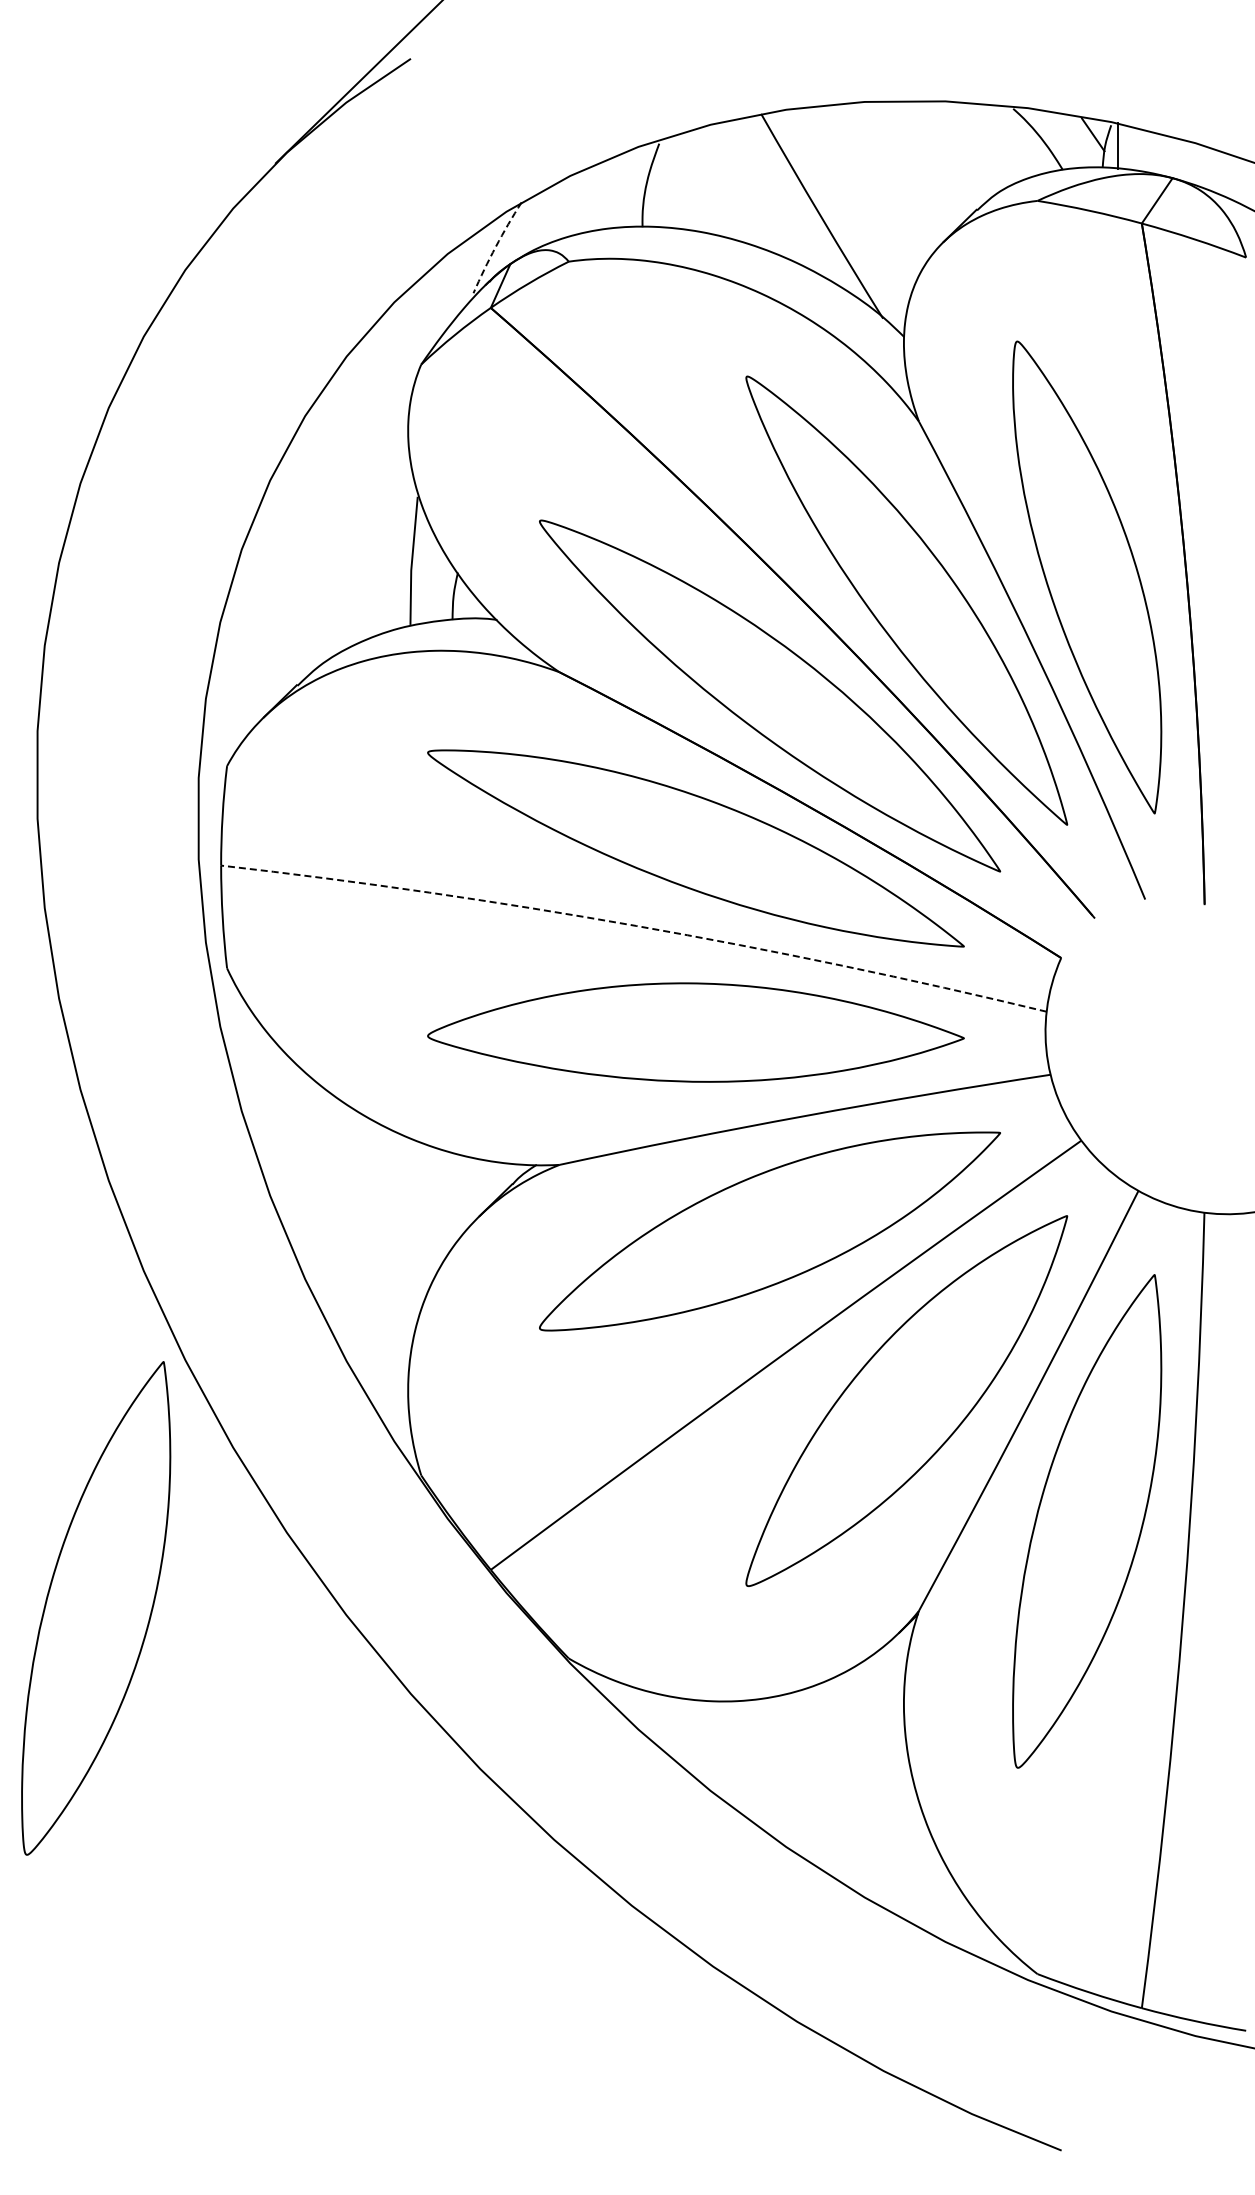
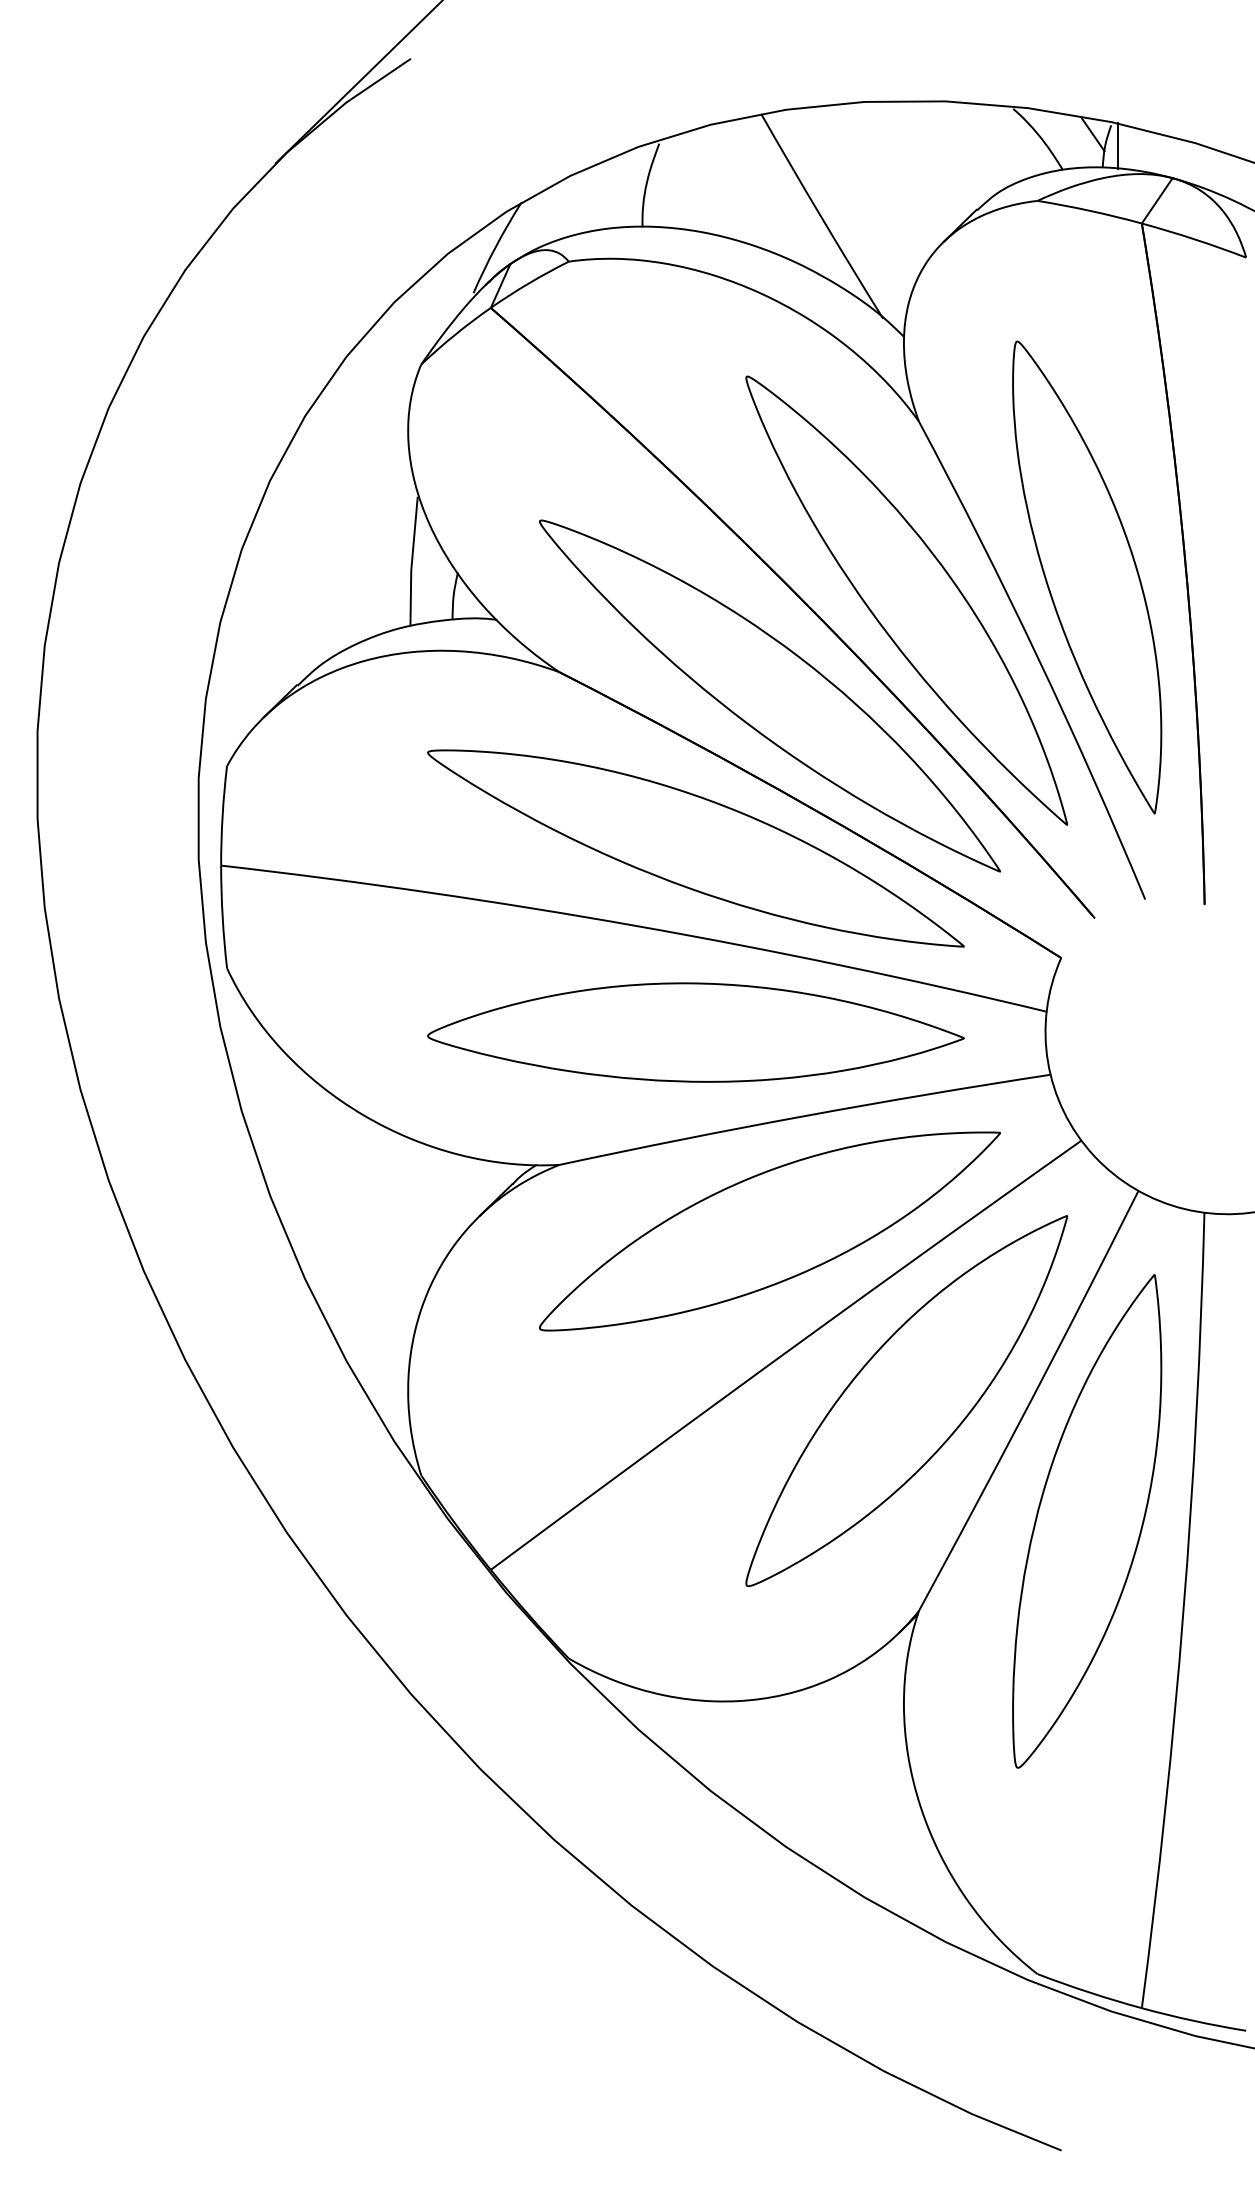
arc: dashed -> solid (495, 246)
arc: dashed -> solid (636, 925)
part: present -> none (96, 1608)
